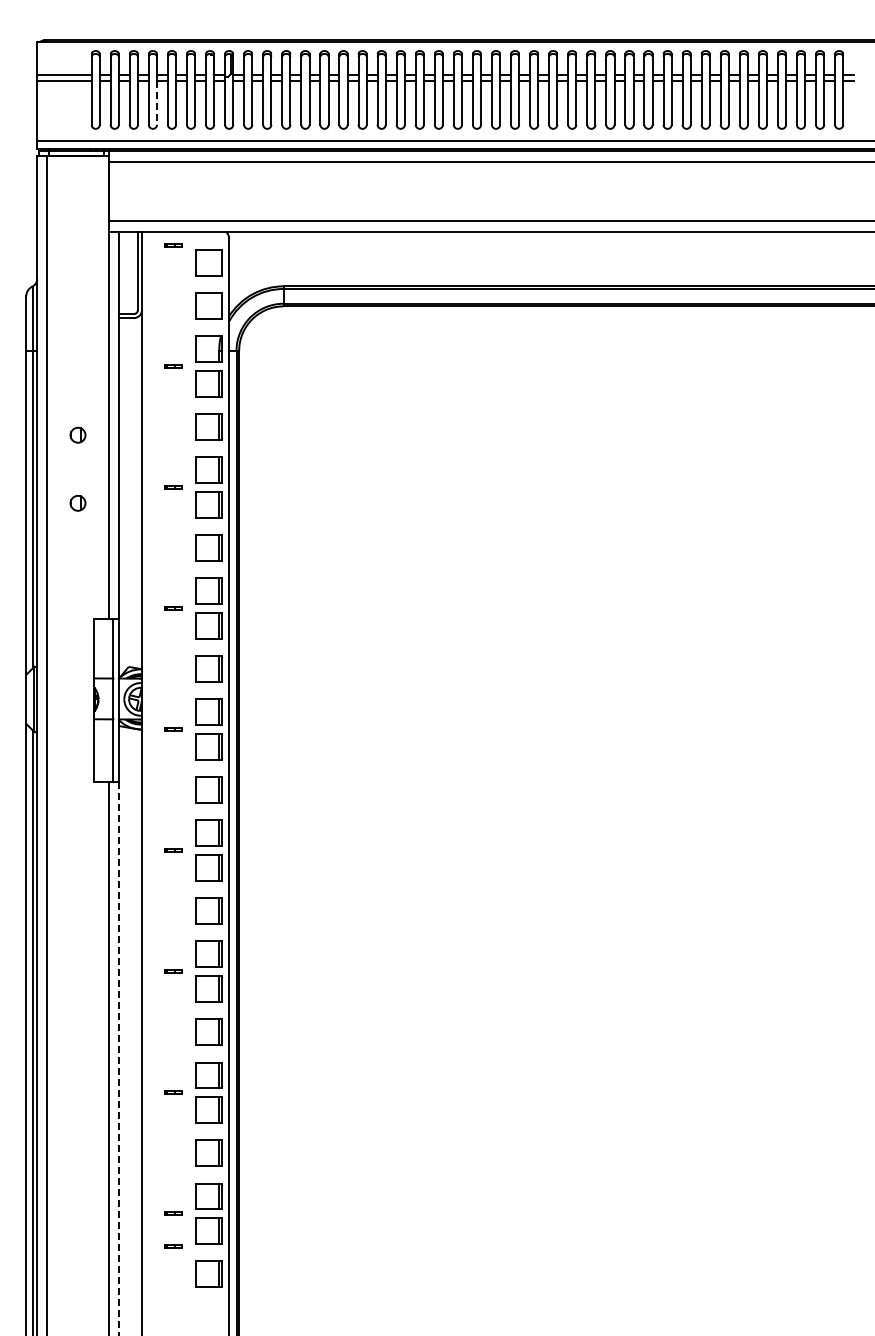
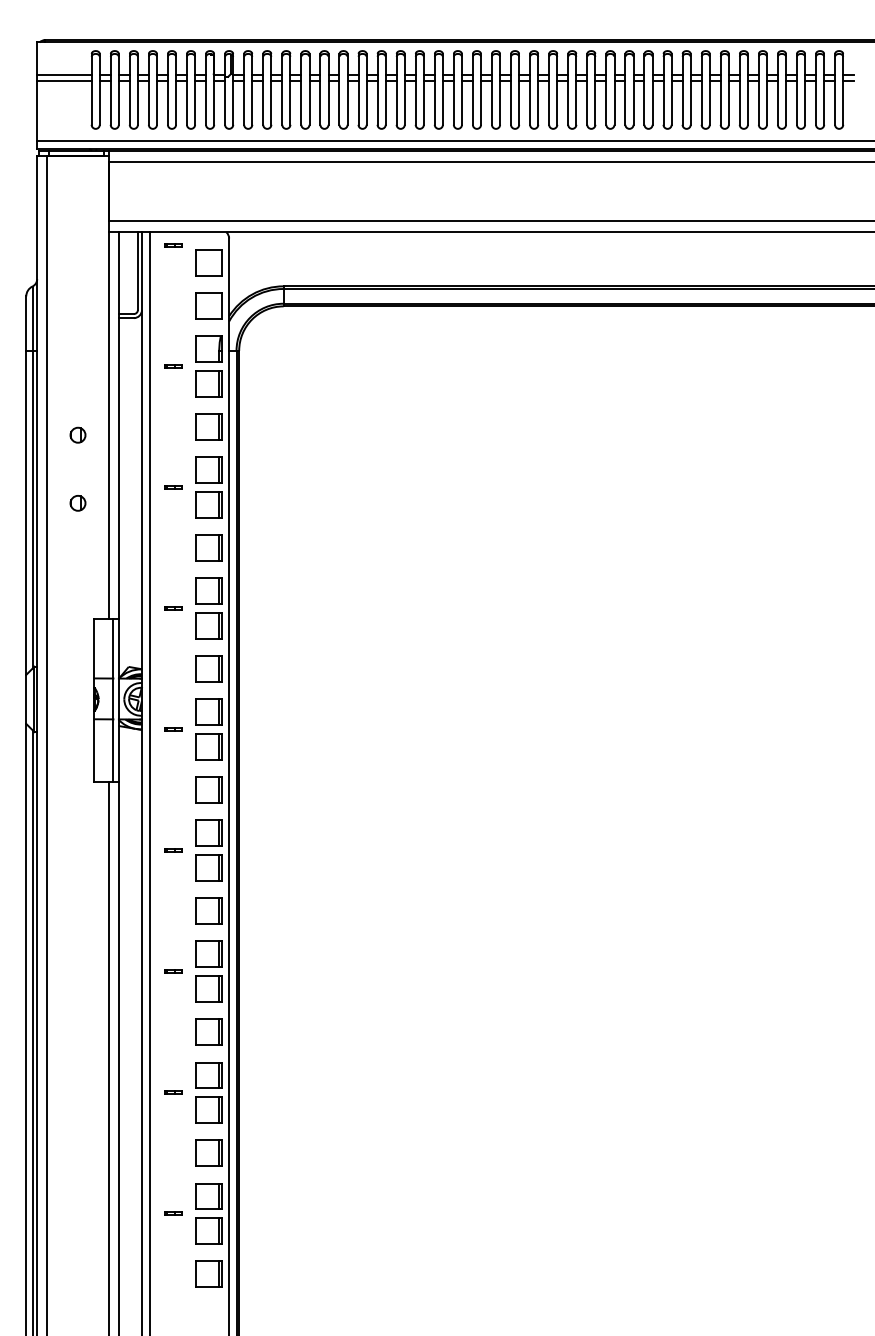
line: dashed -> solid (157, 103)
line: none -> present (150, 782)
line: dashed -> solid (118, 1059)
part: present -> none (173, 1246)
